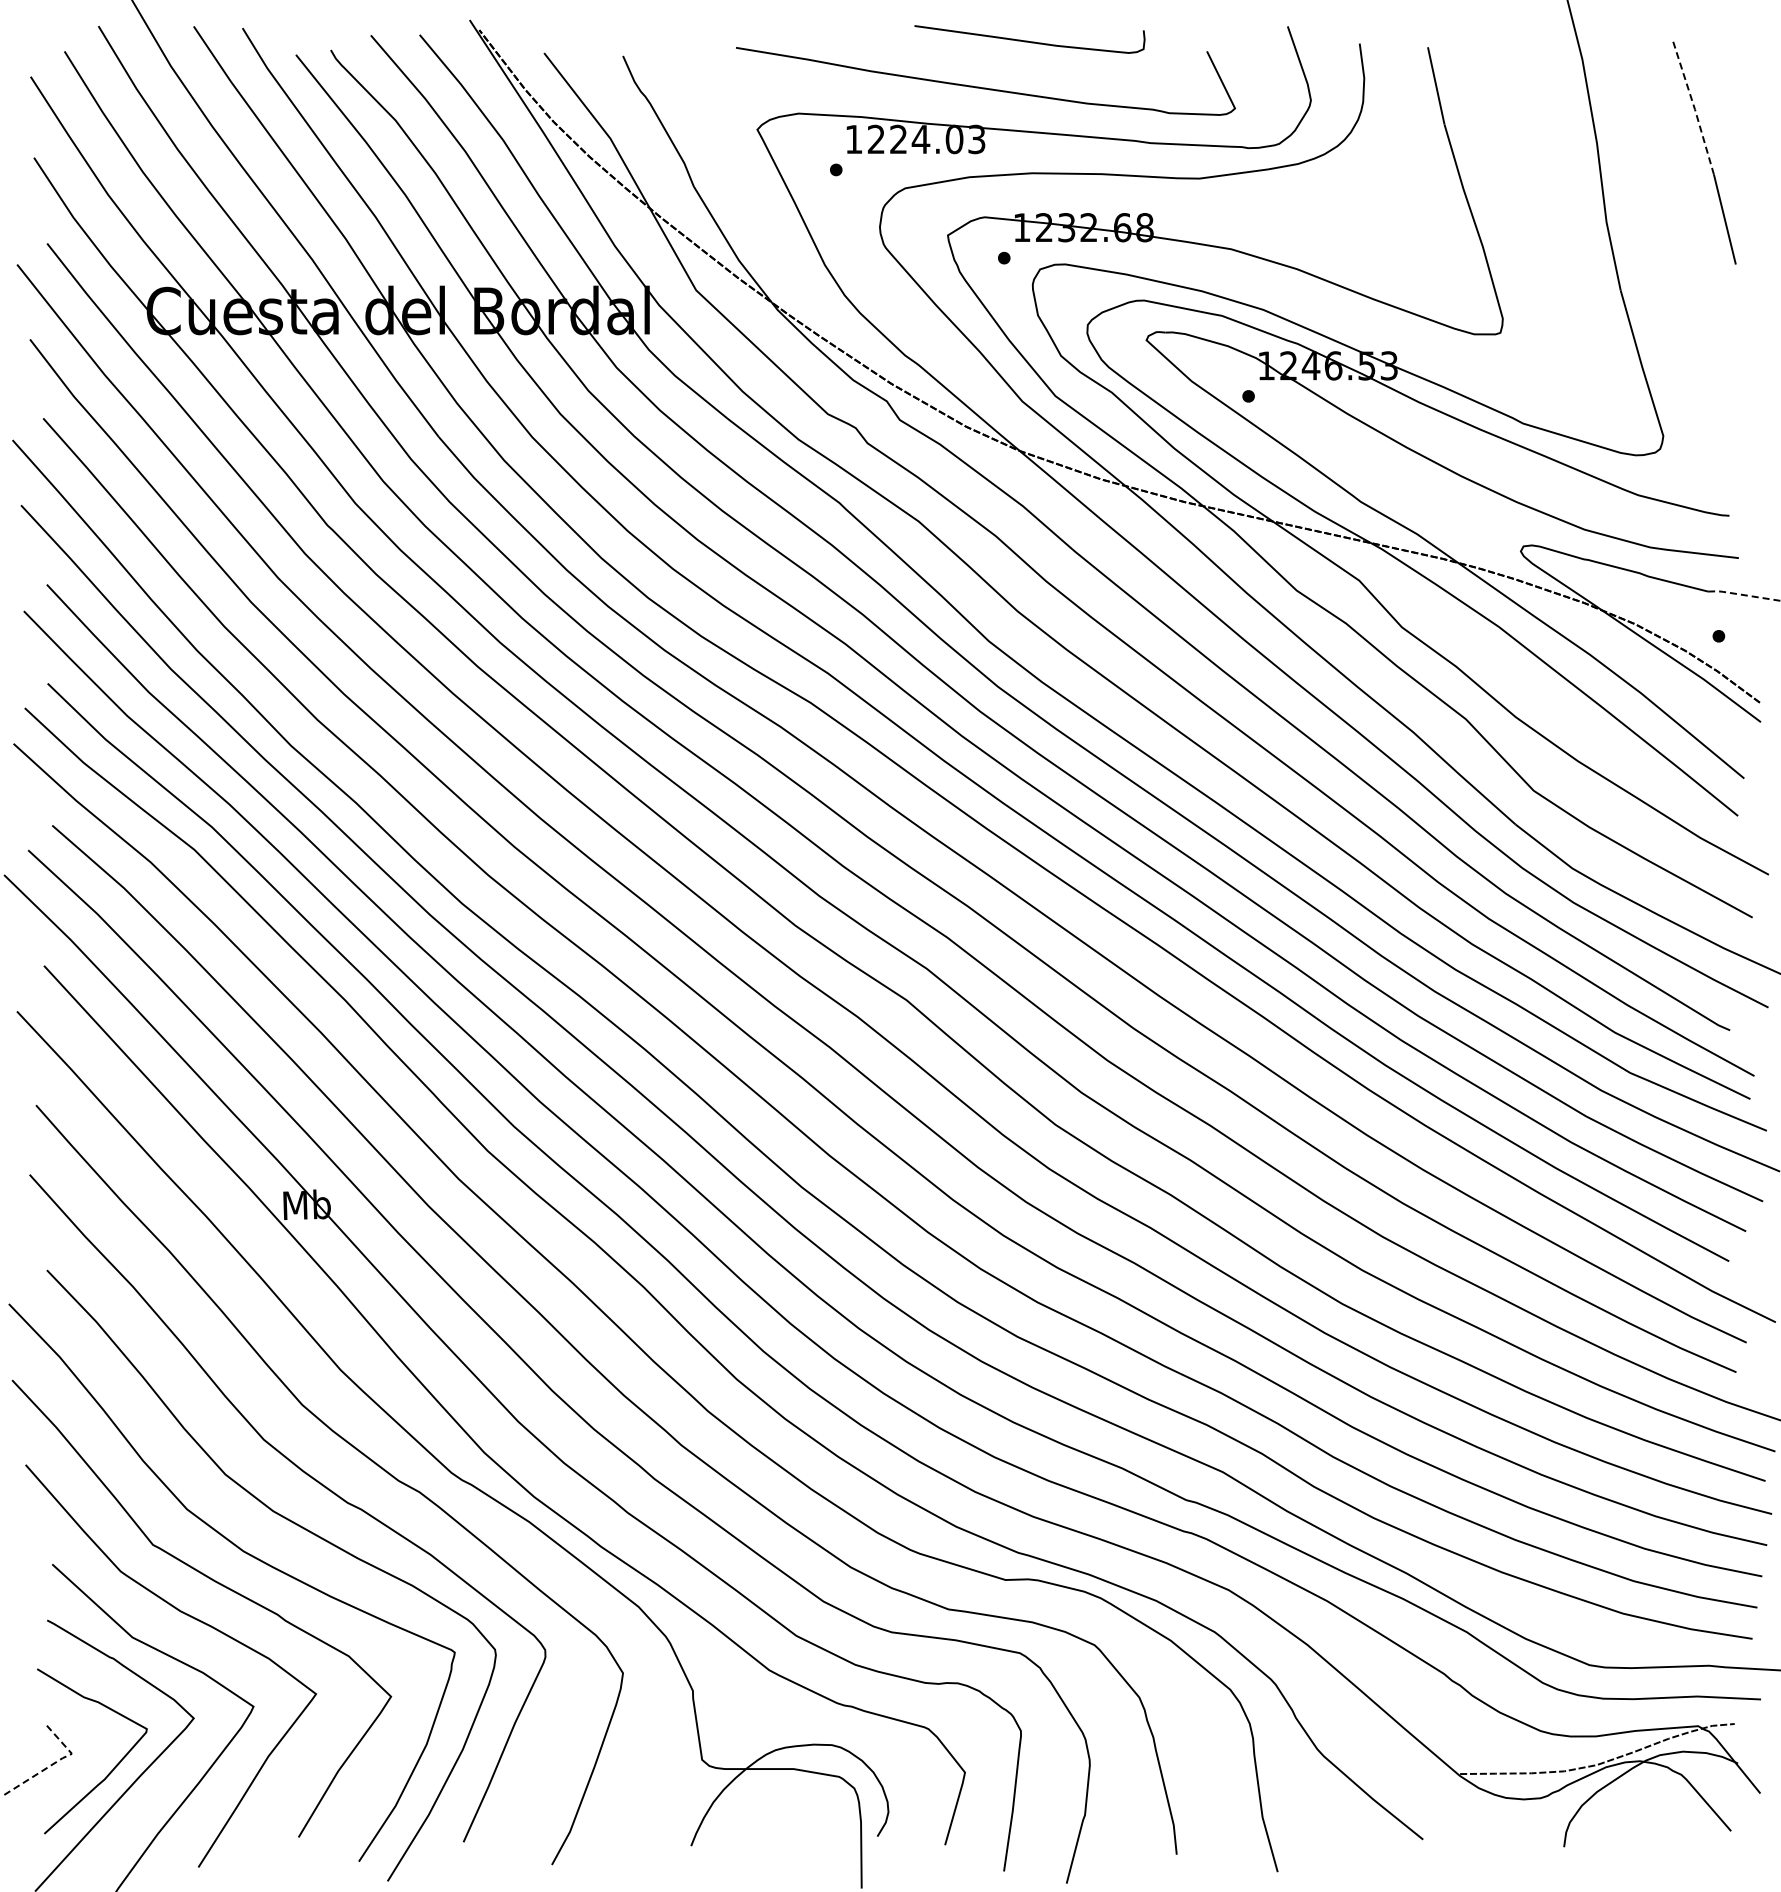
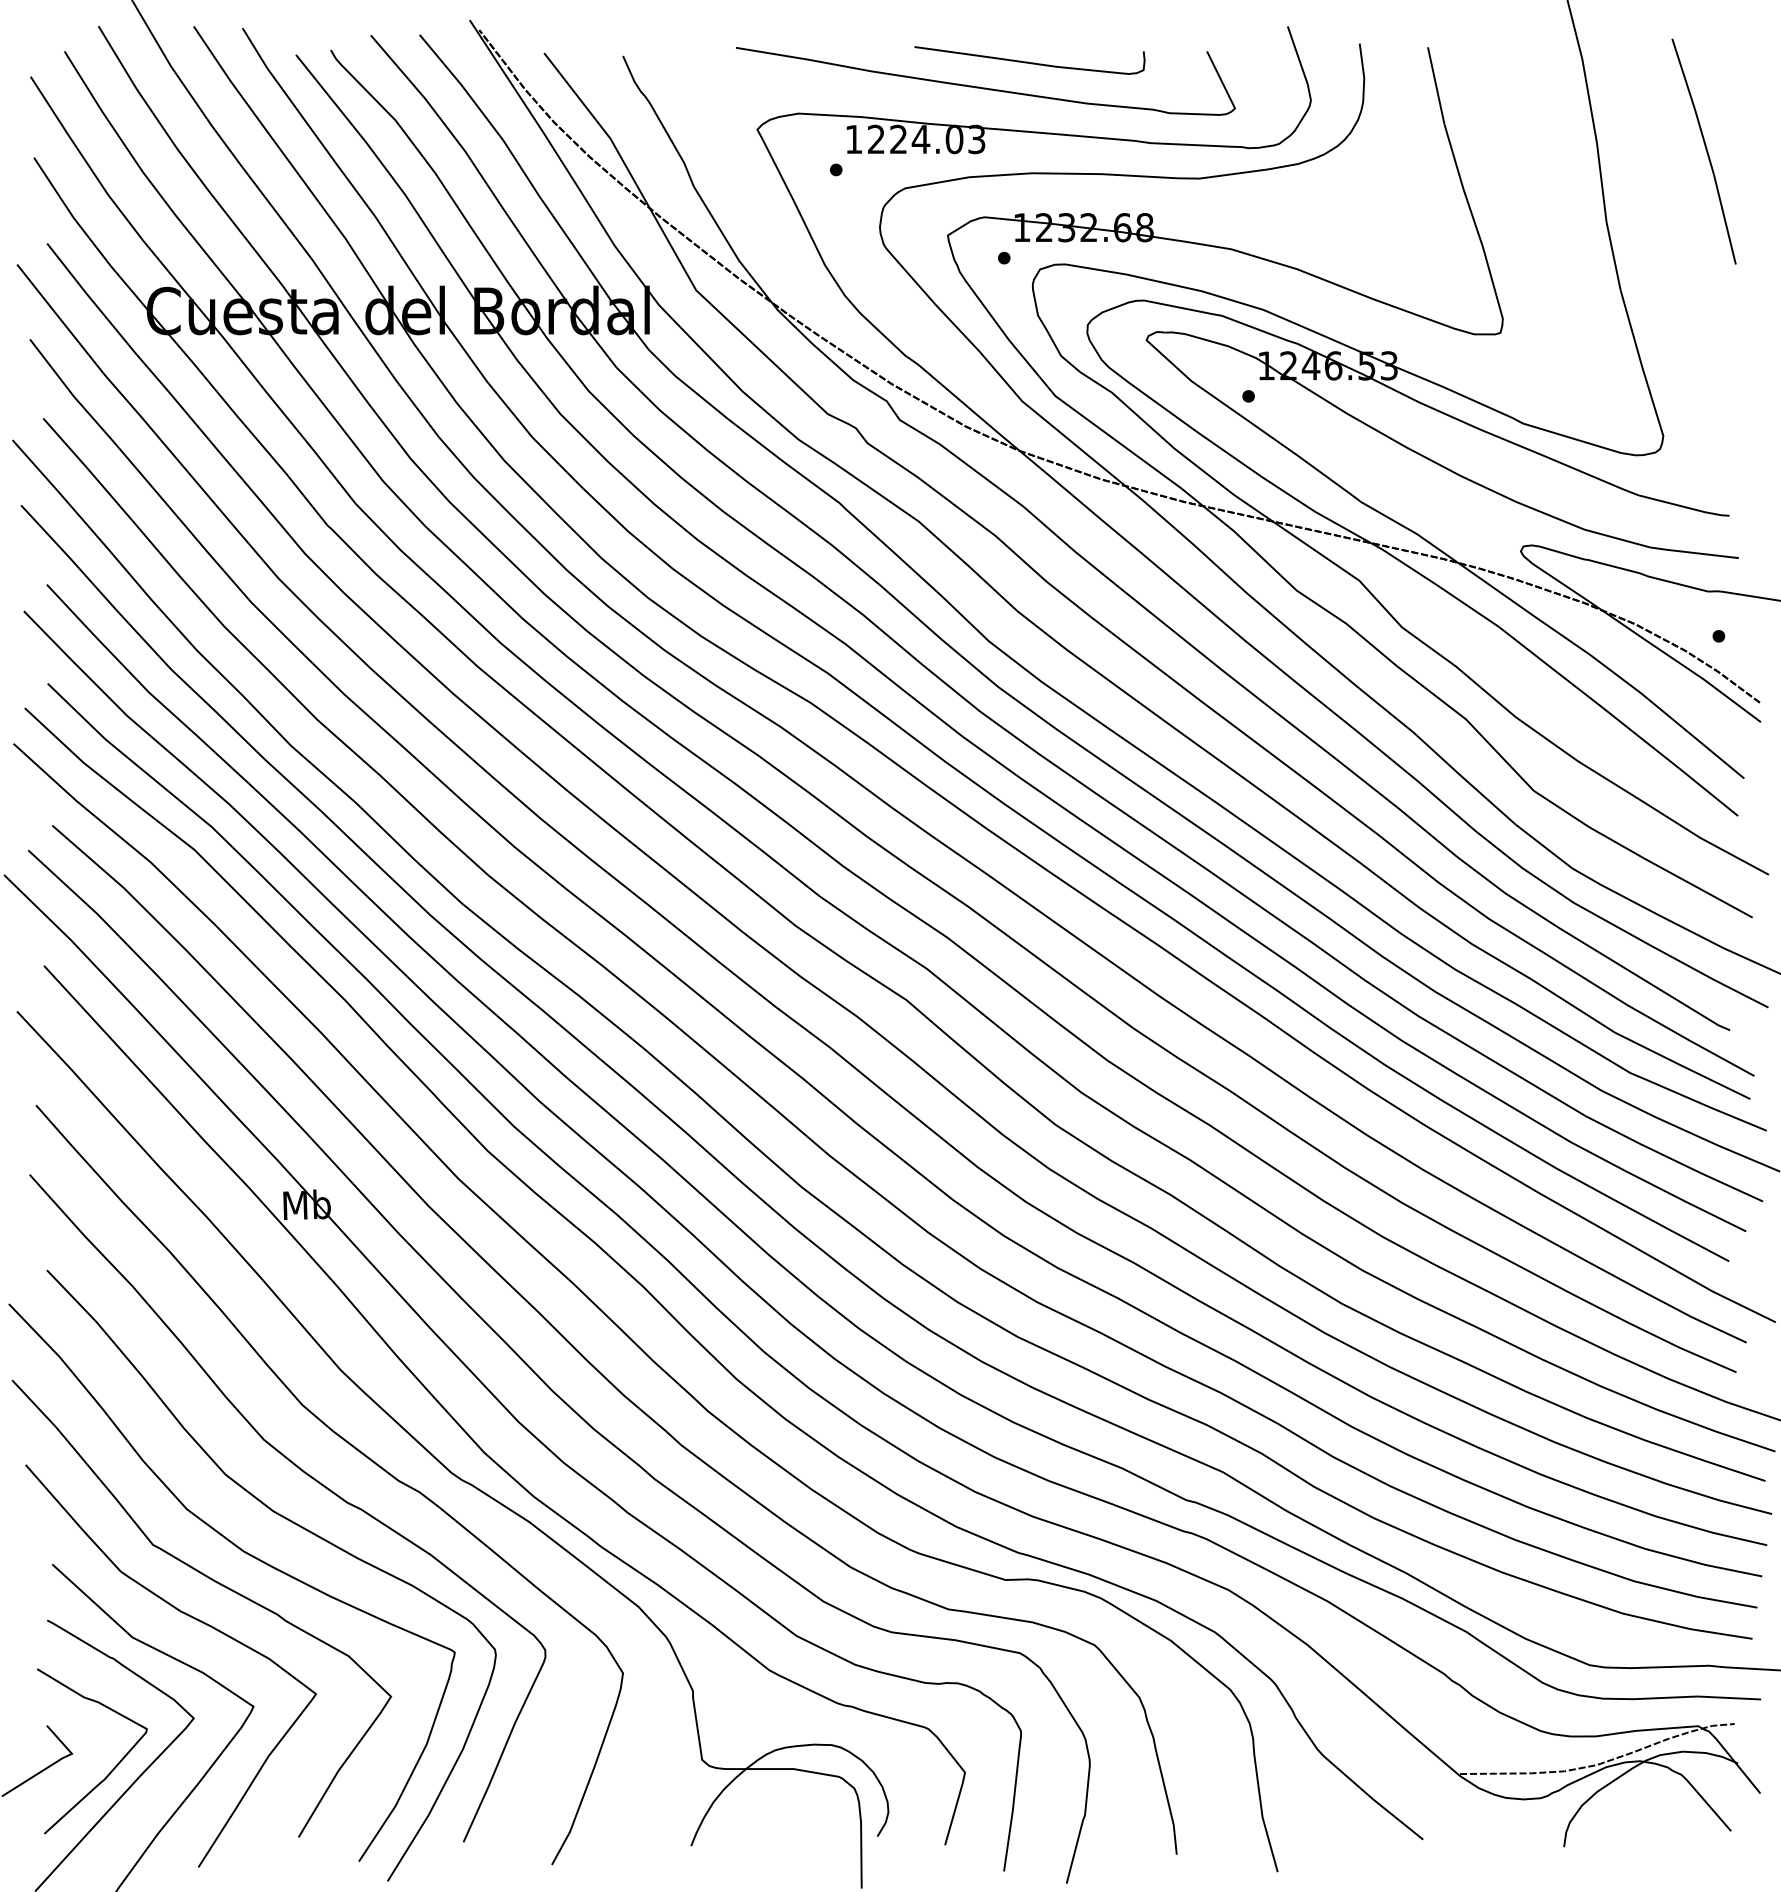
curve position: (1028, 40) -> (1028, 61) (1028, 61)
line: dashed -> solid (1694, 106)
line: dashed -> solid (1743, 595)
line: dashed -> solid (53, 1764)
